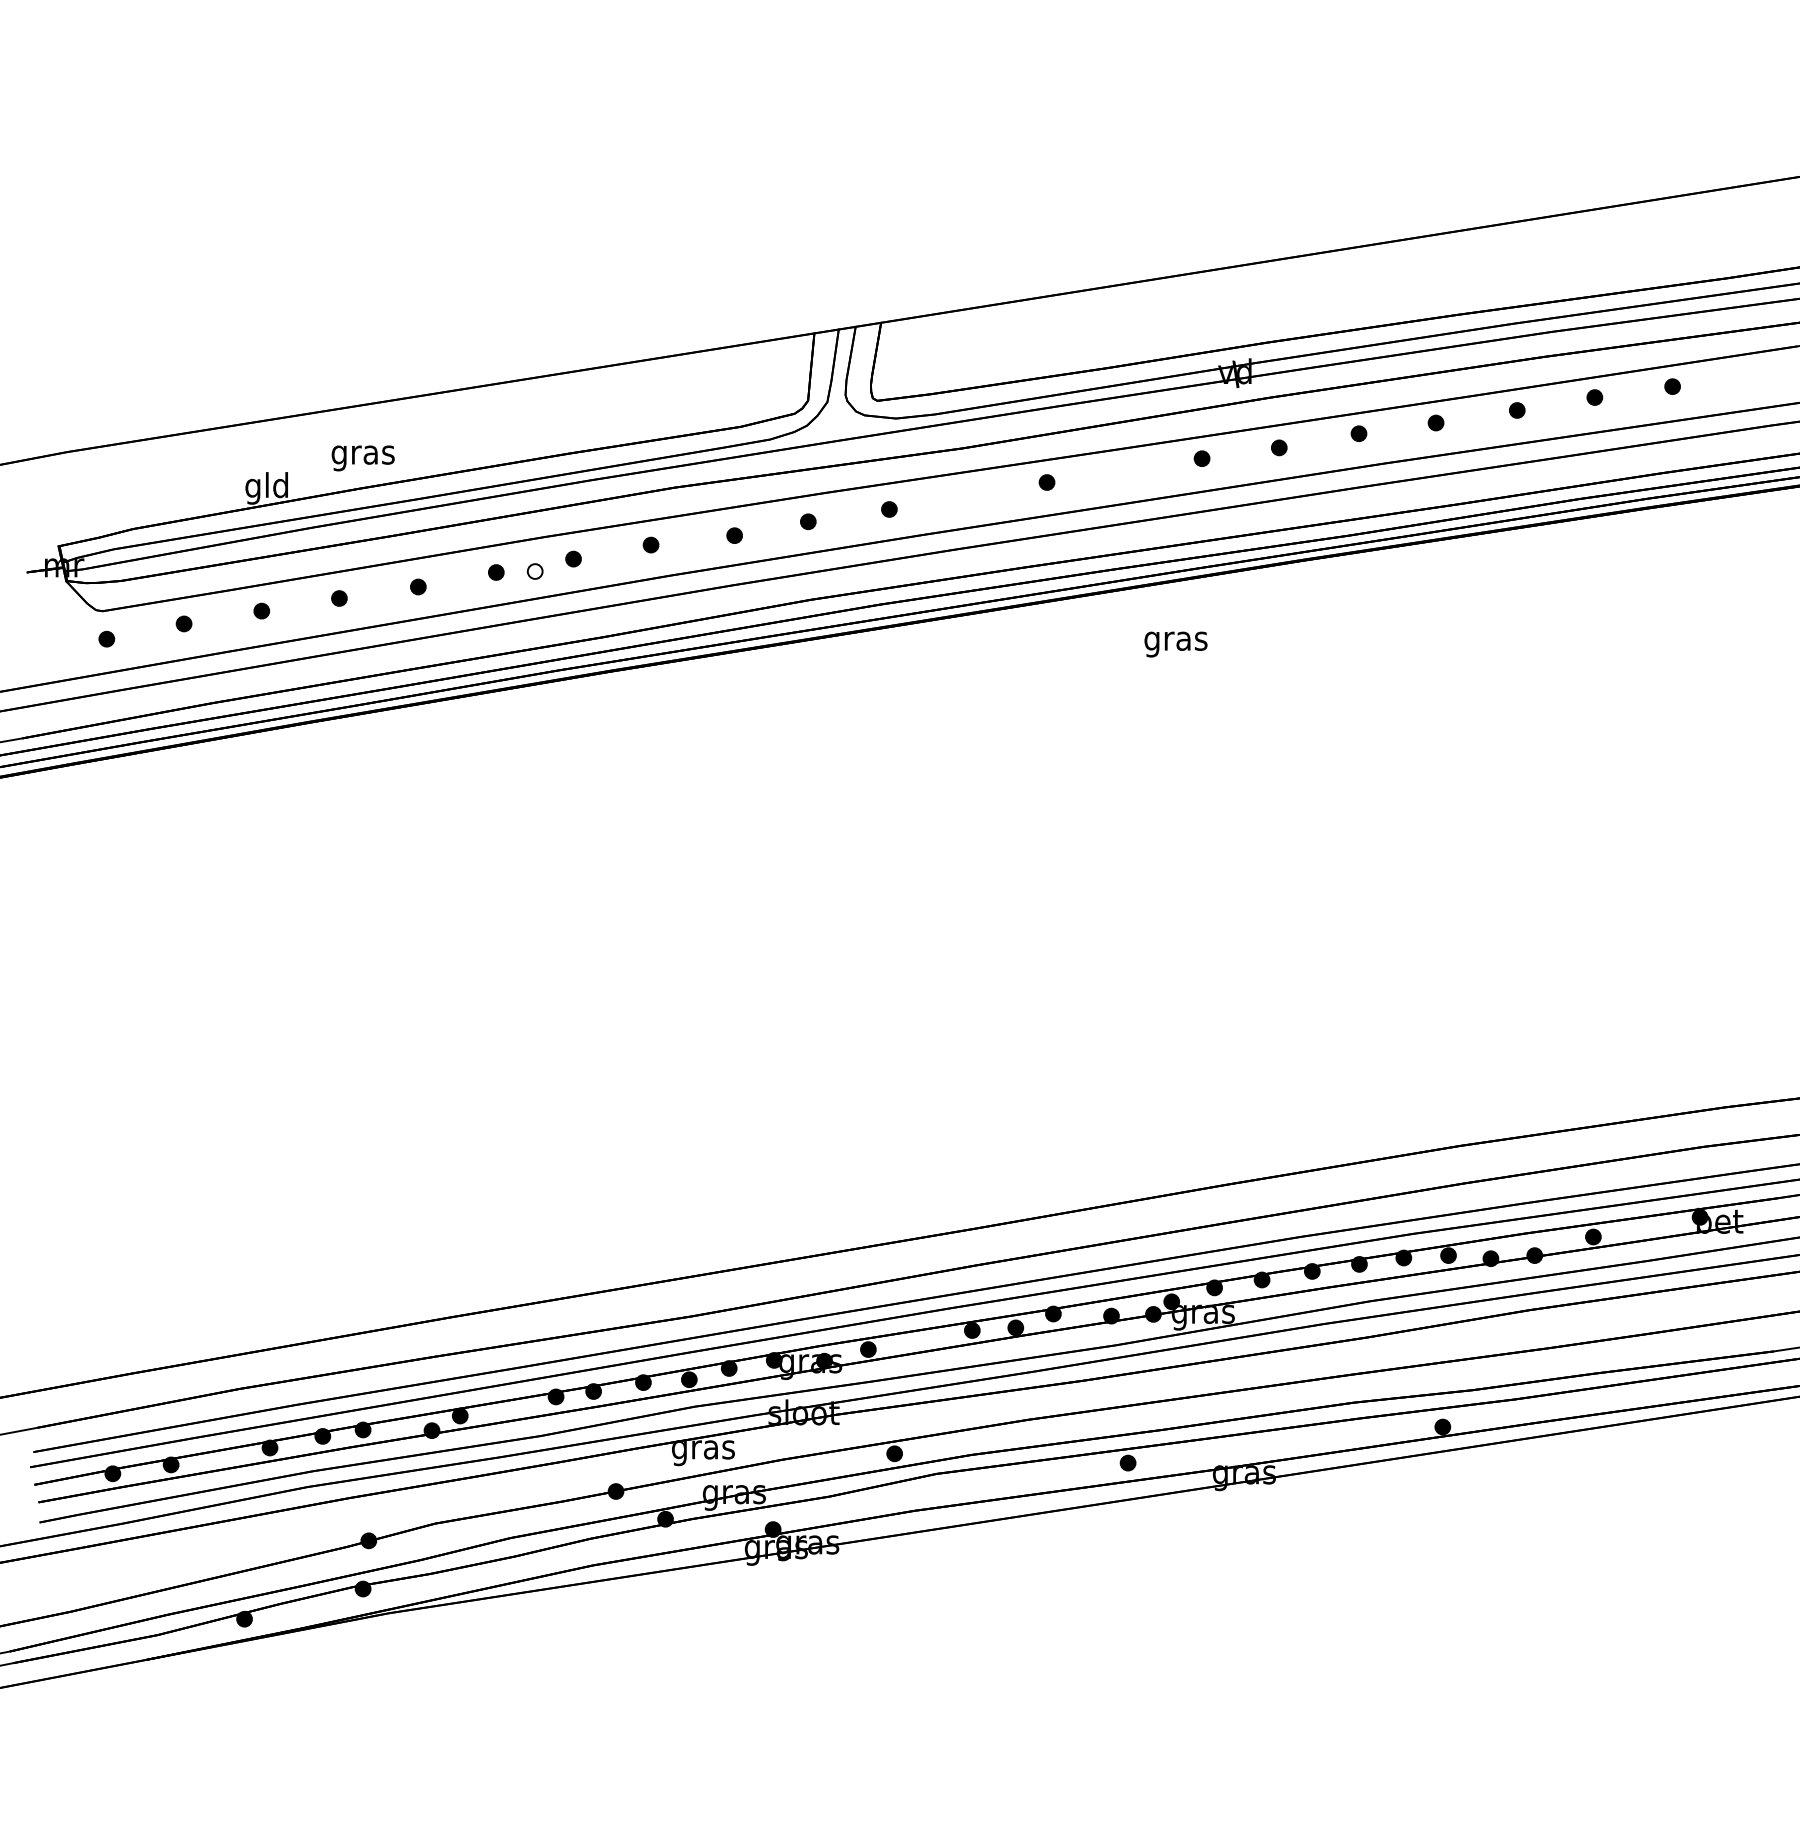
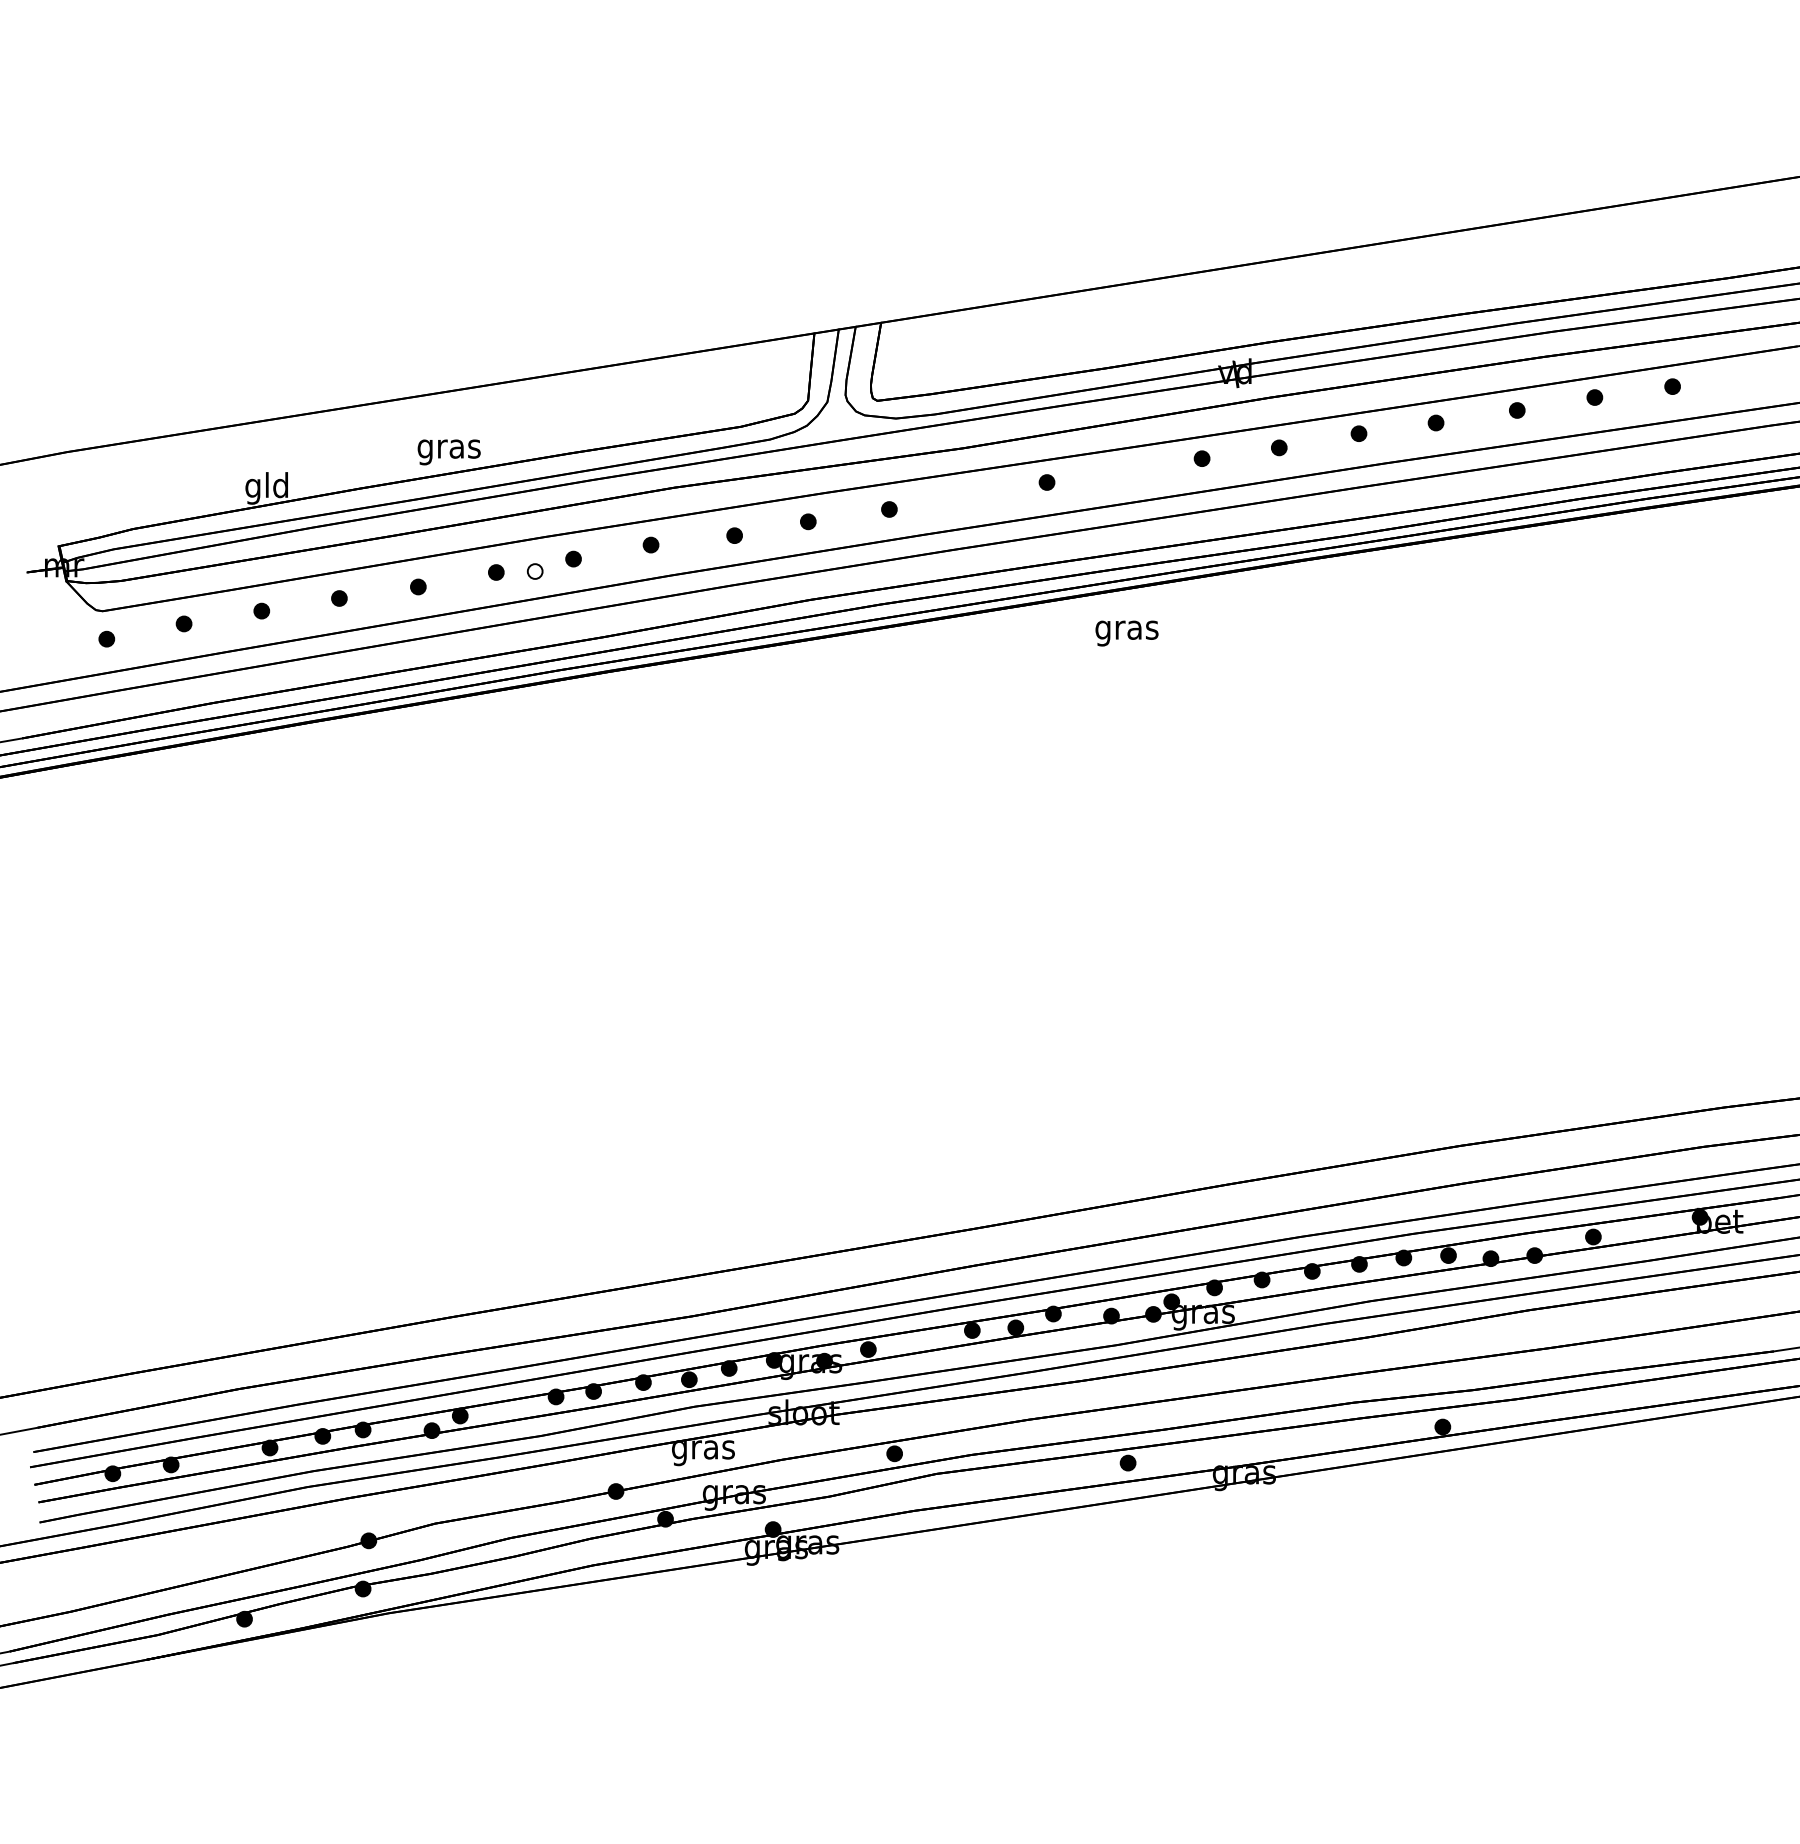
text position: (362, 458) -> (448, 452) (448, 452)
text position: (1175, 644) -> (1126, 633) (1126, 633)
